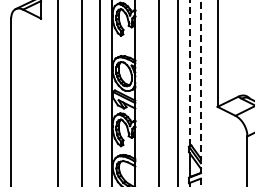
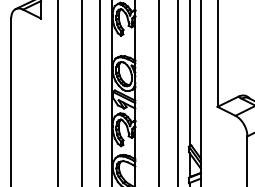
line: dashed -> solid (189, 73)
line: dashed -> solid (200, 93)
